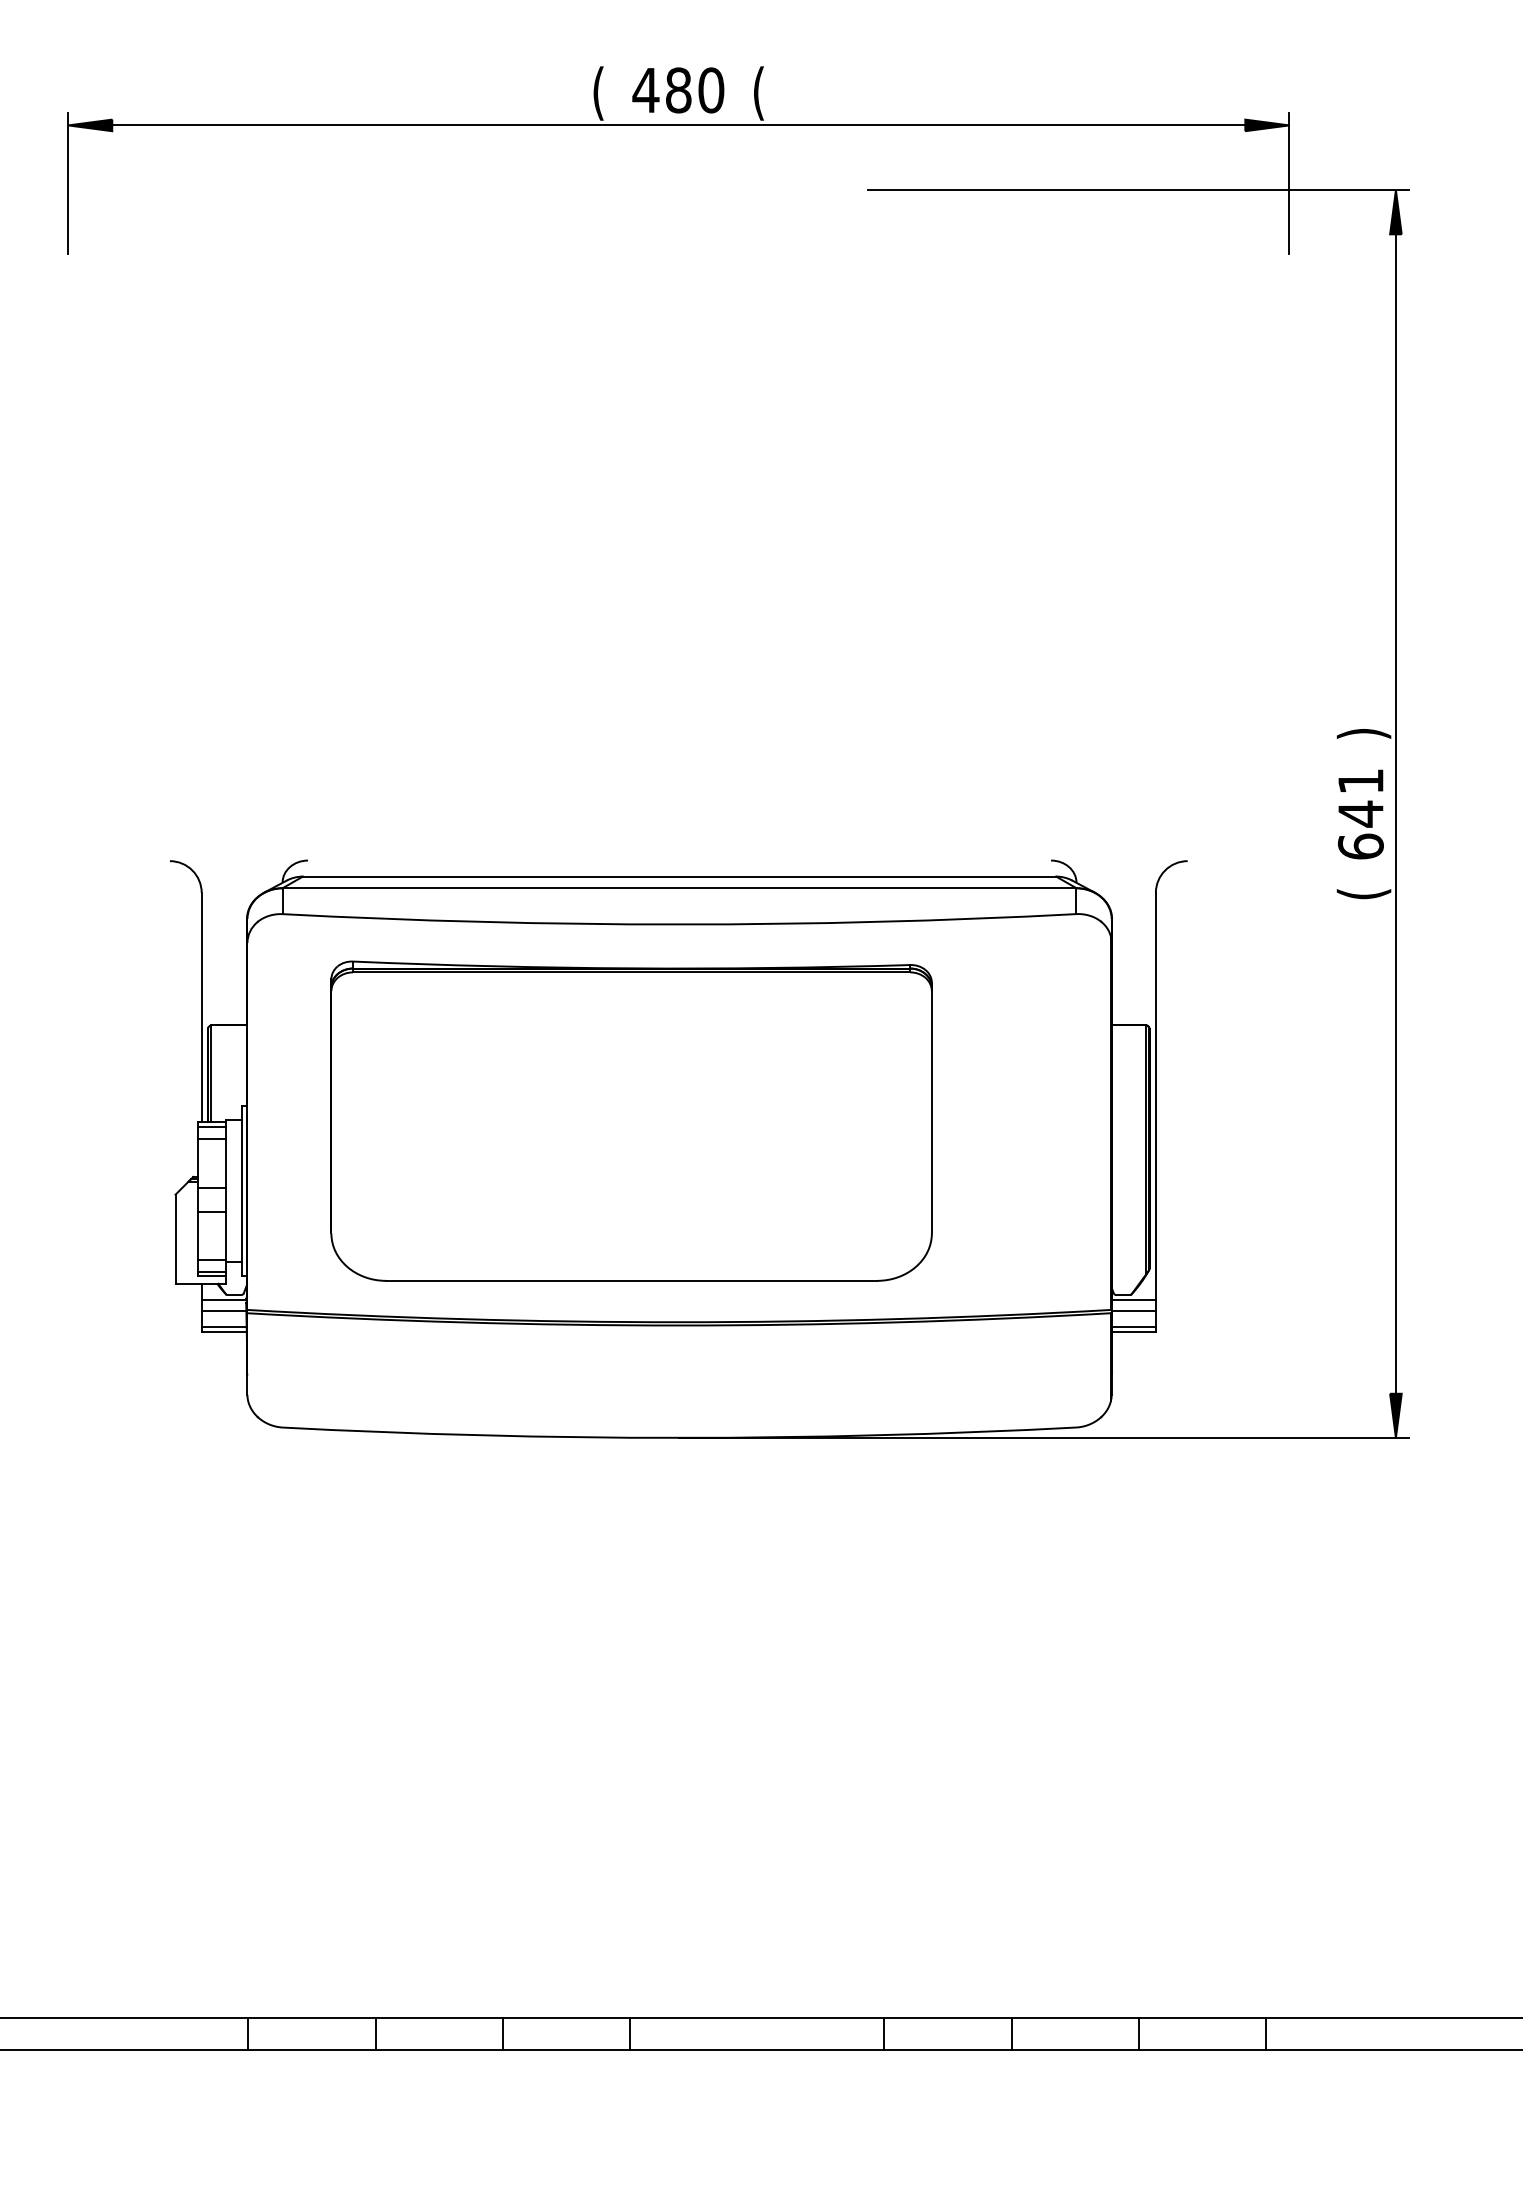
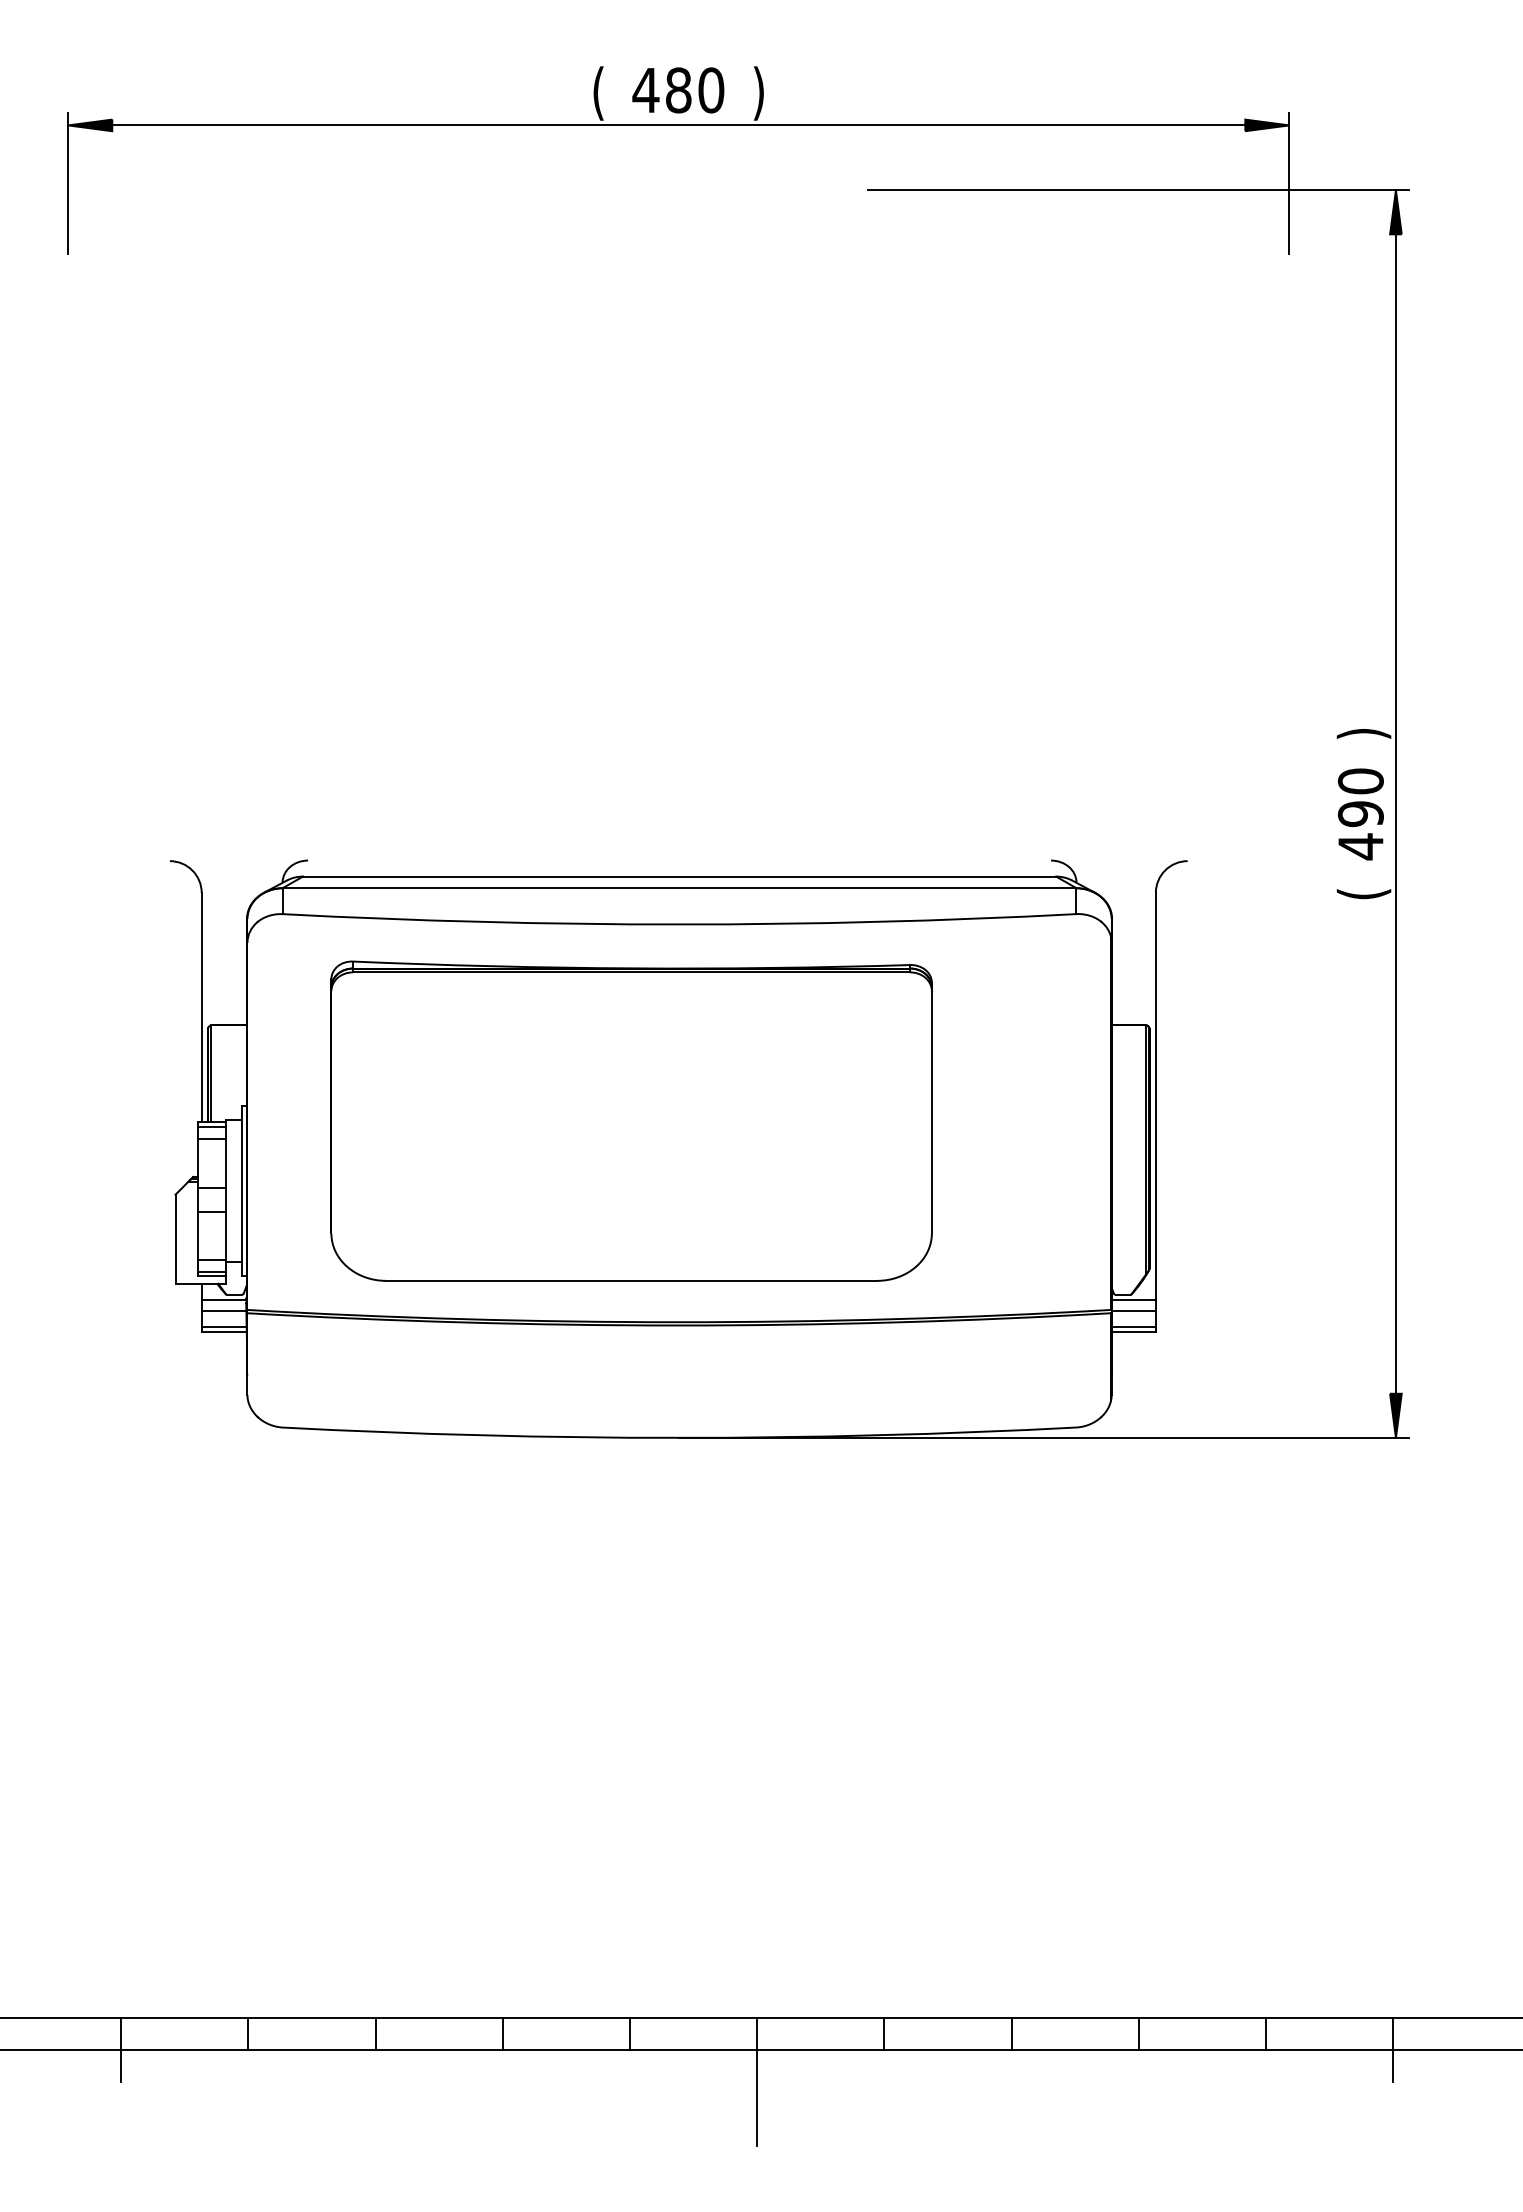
text: ( -> ) (758, 93)
text: 641 -> 490 (1360, 814)
line: none -> present (121, 2050)
line: none -> present (1393, 2050)
line: none -> present (757, 2081)
